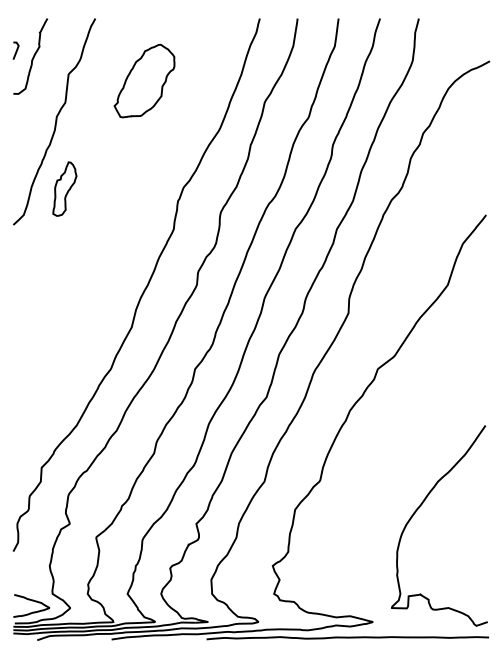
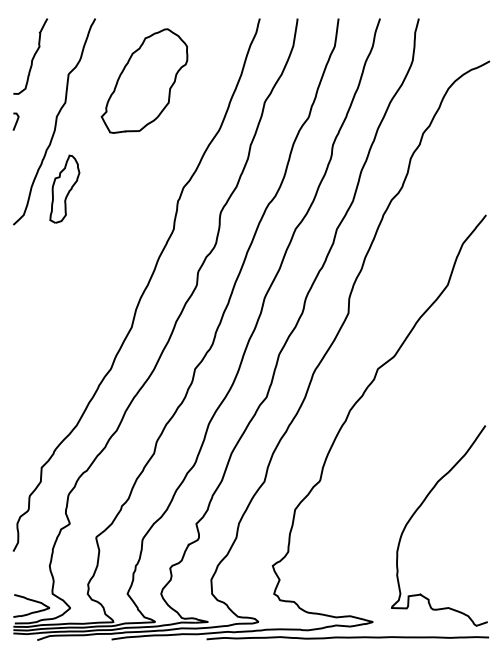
line position: (16, 50) -> (16, 121) (16, 121)
part size: 63x76 px -> 89x106 px (144, 80)
part size: 26x56 px -> 32x70 px (64, 188)
